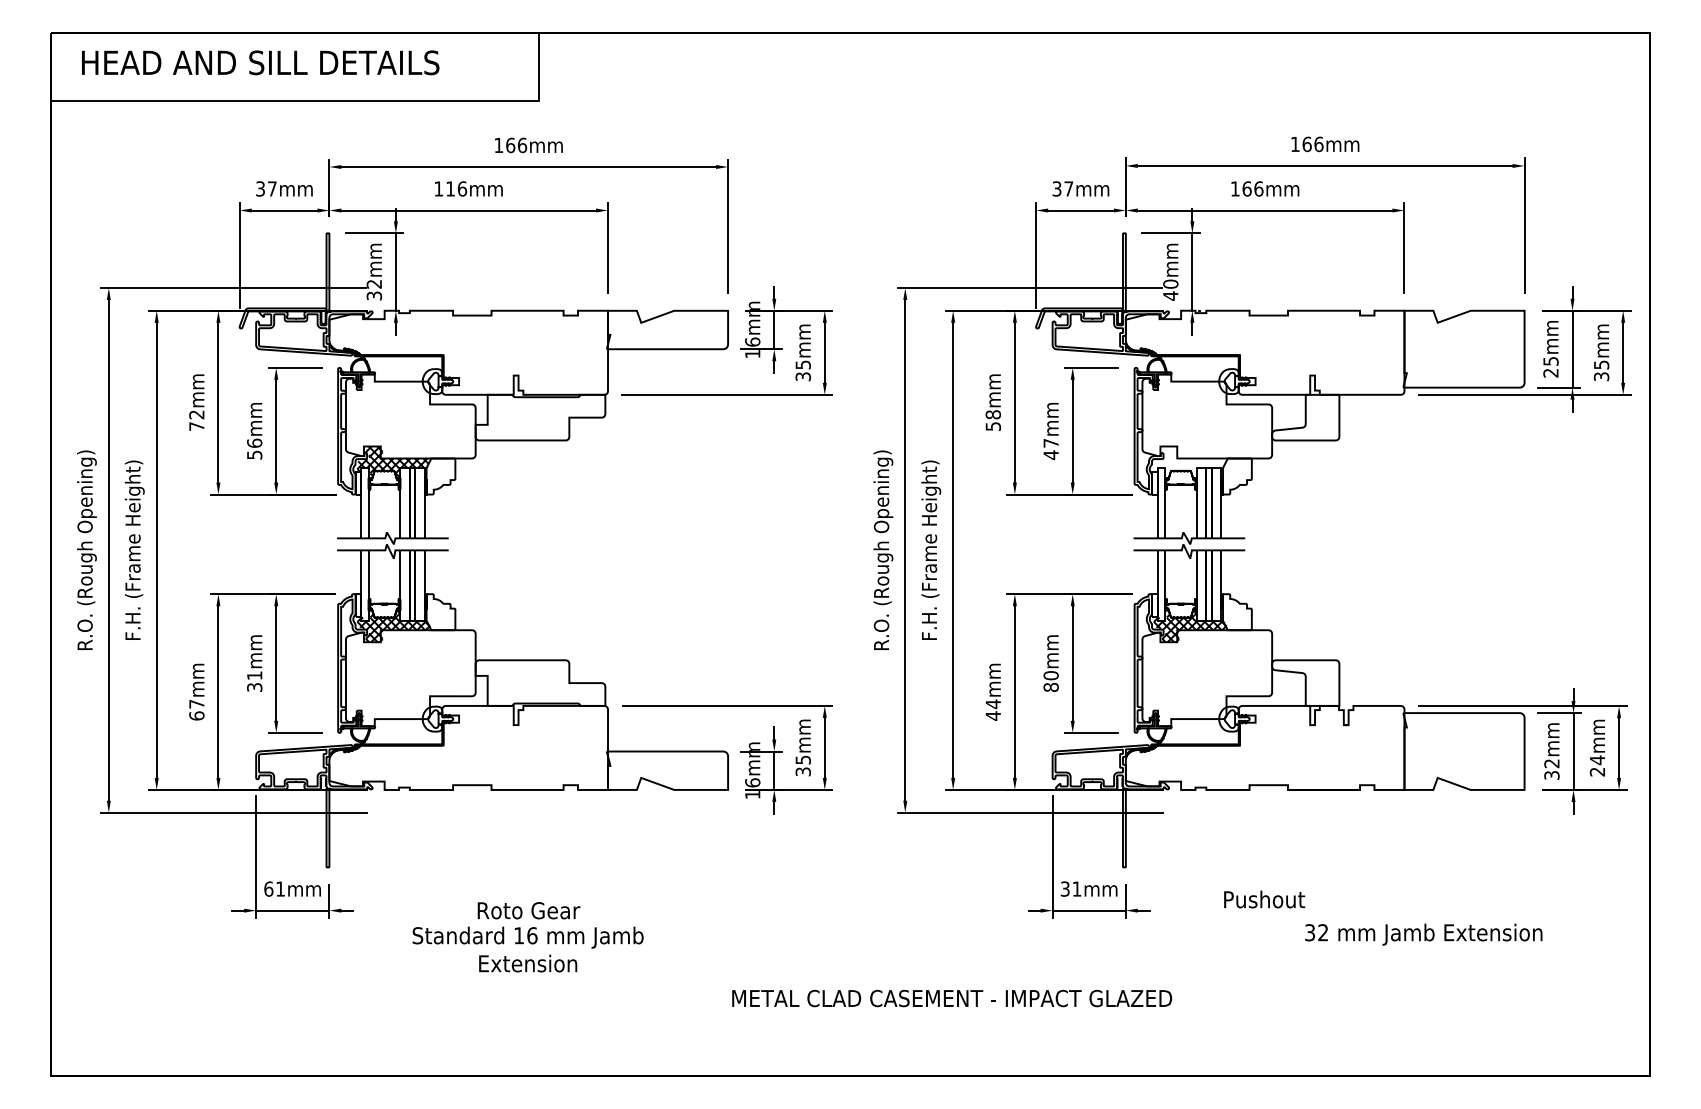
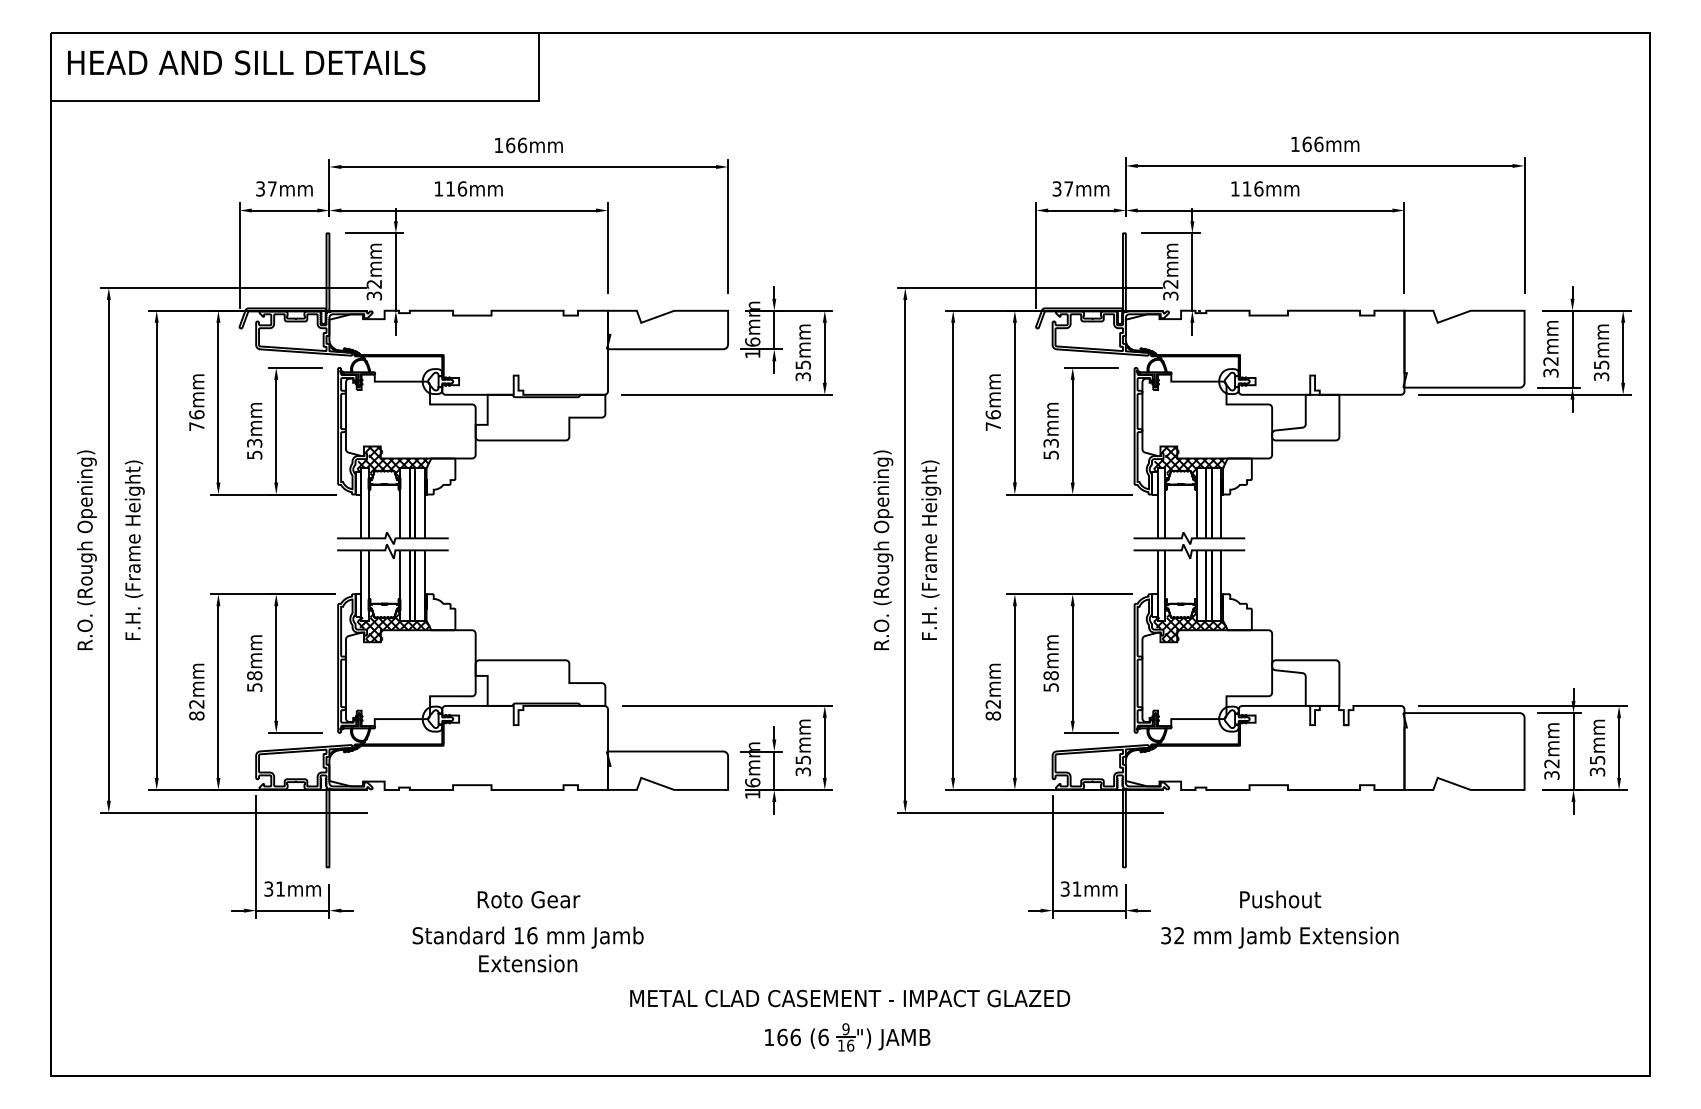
text position: (260, 62) -> (246, 62) (246, 62)
text: 166mm -> 116mm (1246, 188)
text: 40mm -> 32mm (1170, 289)
text: 25mm -> 32mm (1550, 367)
text: 72mm -> 76mm (196, 414)
text: 58mm -> 76mm (993, 420)
text: 56mm -> 53mm (254, 442)
text: 47mm -> 53mm (1050, 449)
hatch: none -> present (1190, 462)
text: 31mm -> 58mm (254, 681)
text: 80mm -> 58mm (1050, 681)
text: 44mm -> 82mm (993, 709)
text: 67mm -> 82mm (196, 710)
text: 24mm -> 35mm (1597, 765)
text: 61mm -> 31mm (268, 888)
text position: (1264, 899) -> (1280, 899) (1280, 899)
text position: (528, 910) -> (528, 899) (528, 899)
text position: (1423, 934) -> (1279, 937) (1279, 937)
text position: (952, 998) -> (850, 998) (850, 998)
part: none -> present (847, 1037)
